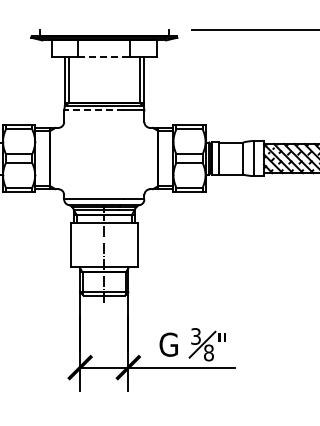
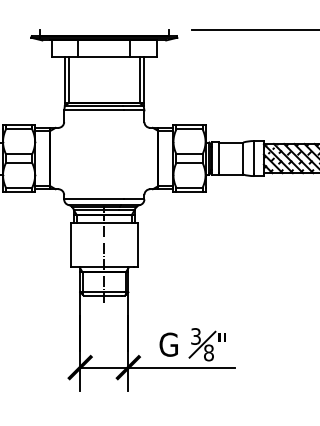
line: dashed -> solid (104, 56)
line: dashed -> solid (93, 110)
